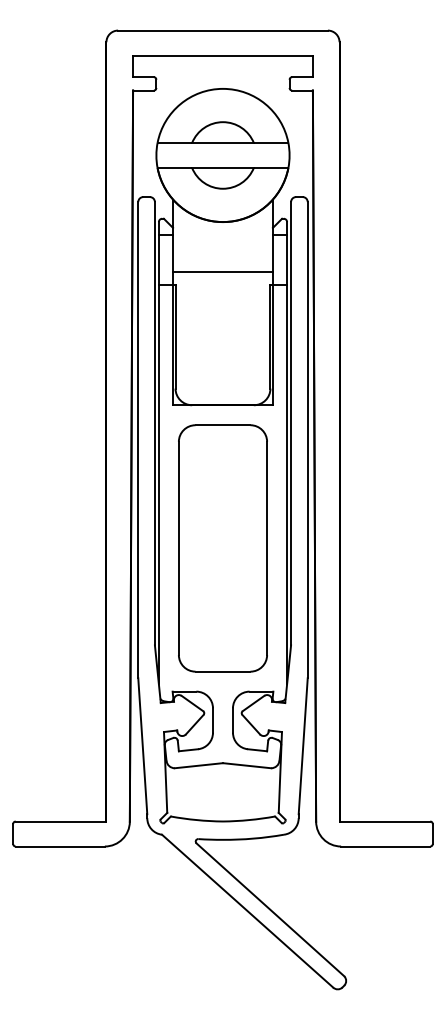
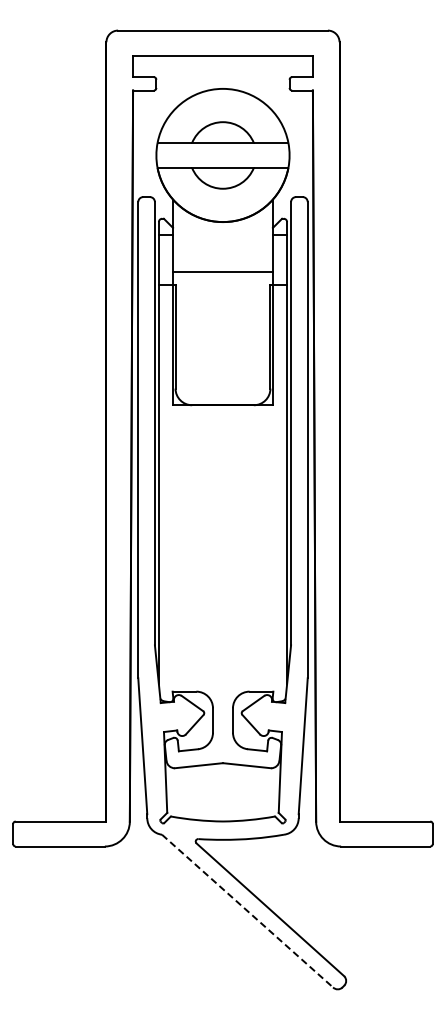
part: present -> none (222, 548)
line: solid -> dashed (247, 911)
